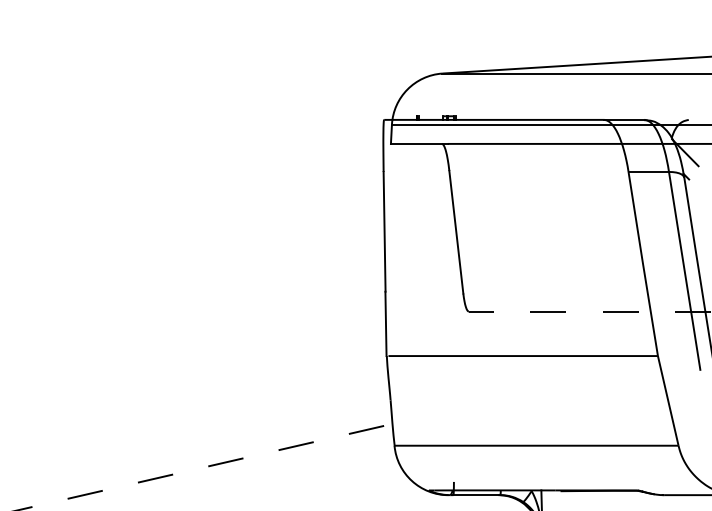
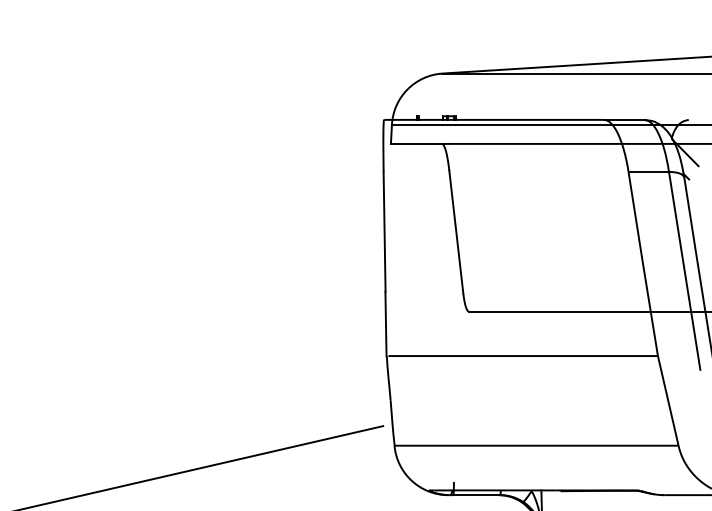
line: dashed -> solid (589, 311)
line: dashed -> solid (199, 468)
